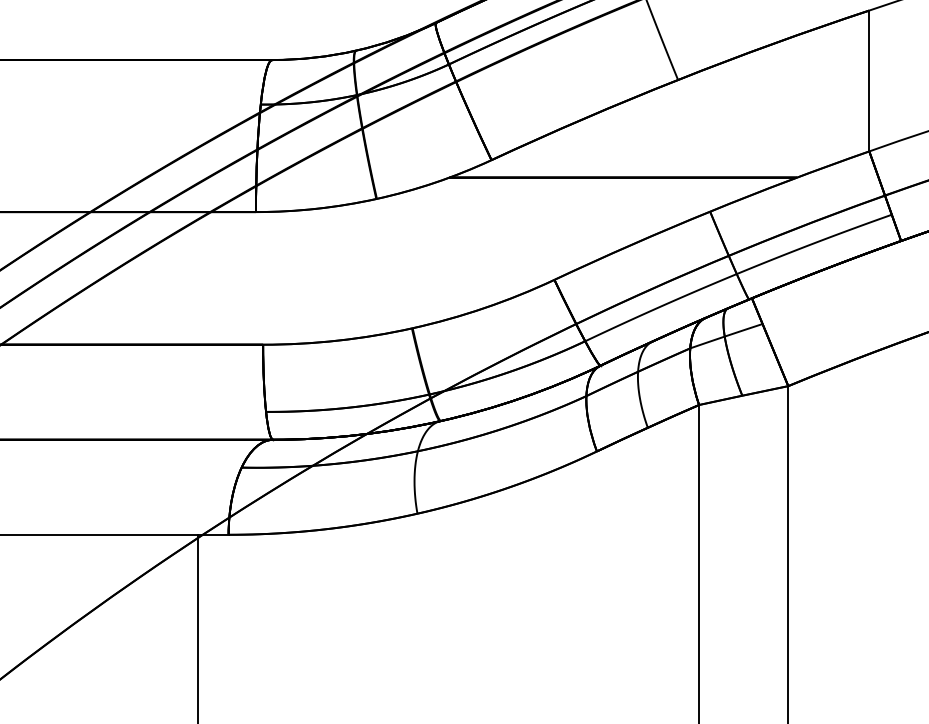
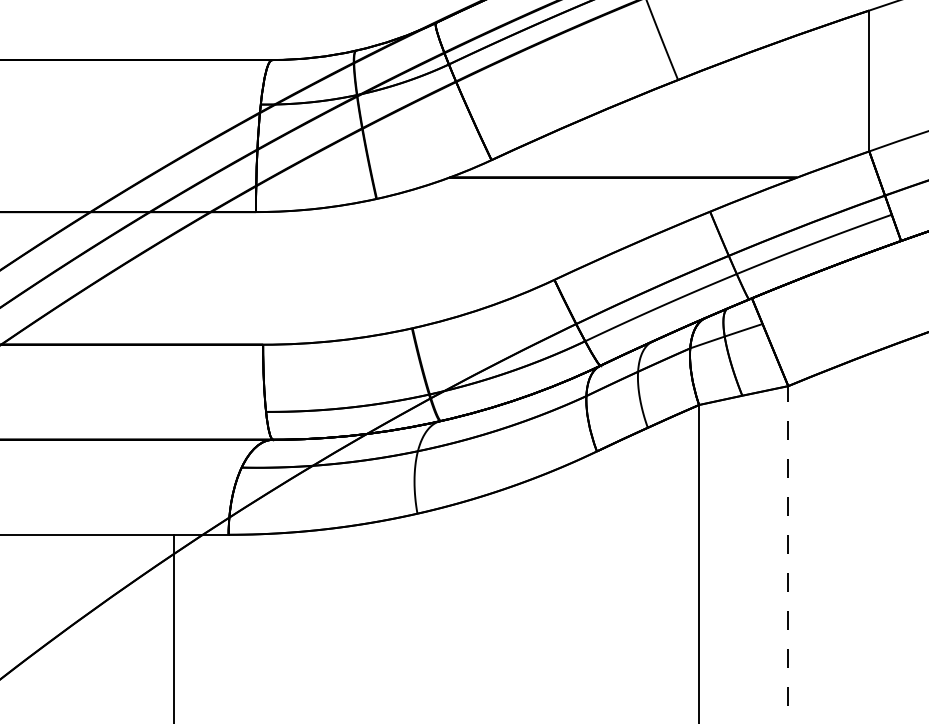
line: solid -> dashed (788, 554)
line position: (198, 627) -> (174, 627) (174, 627)
